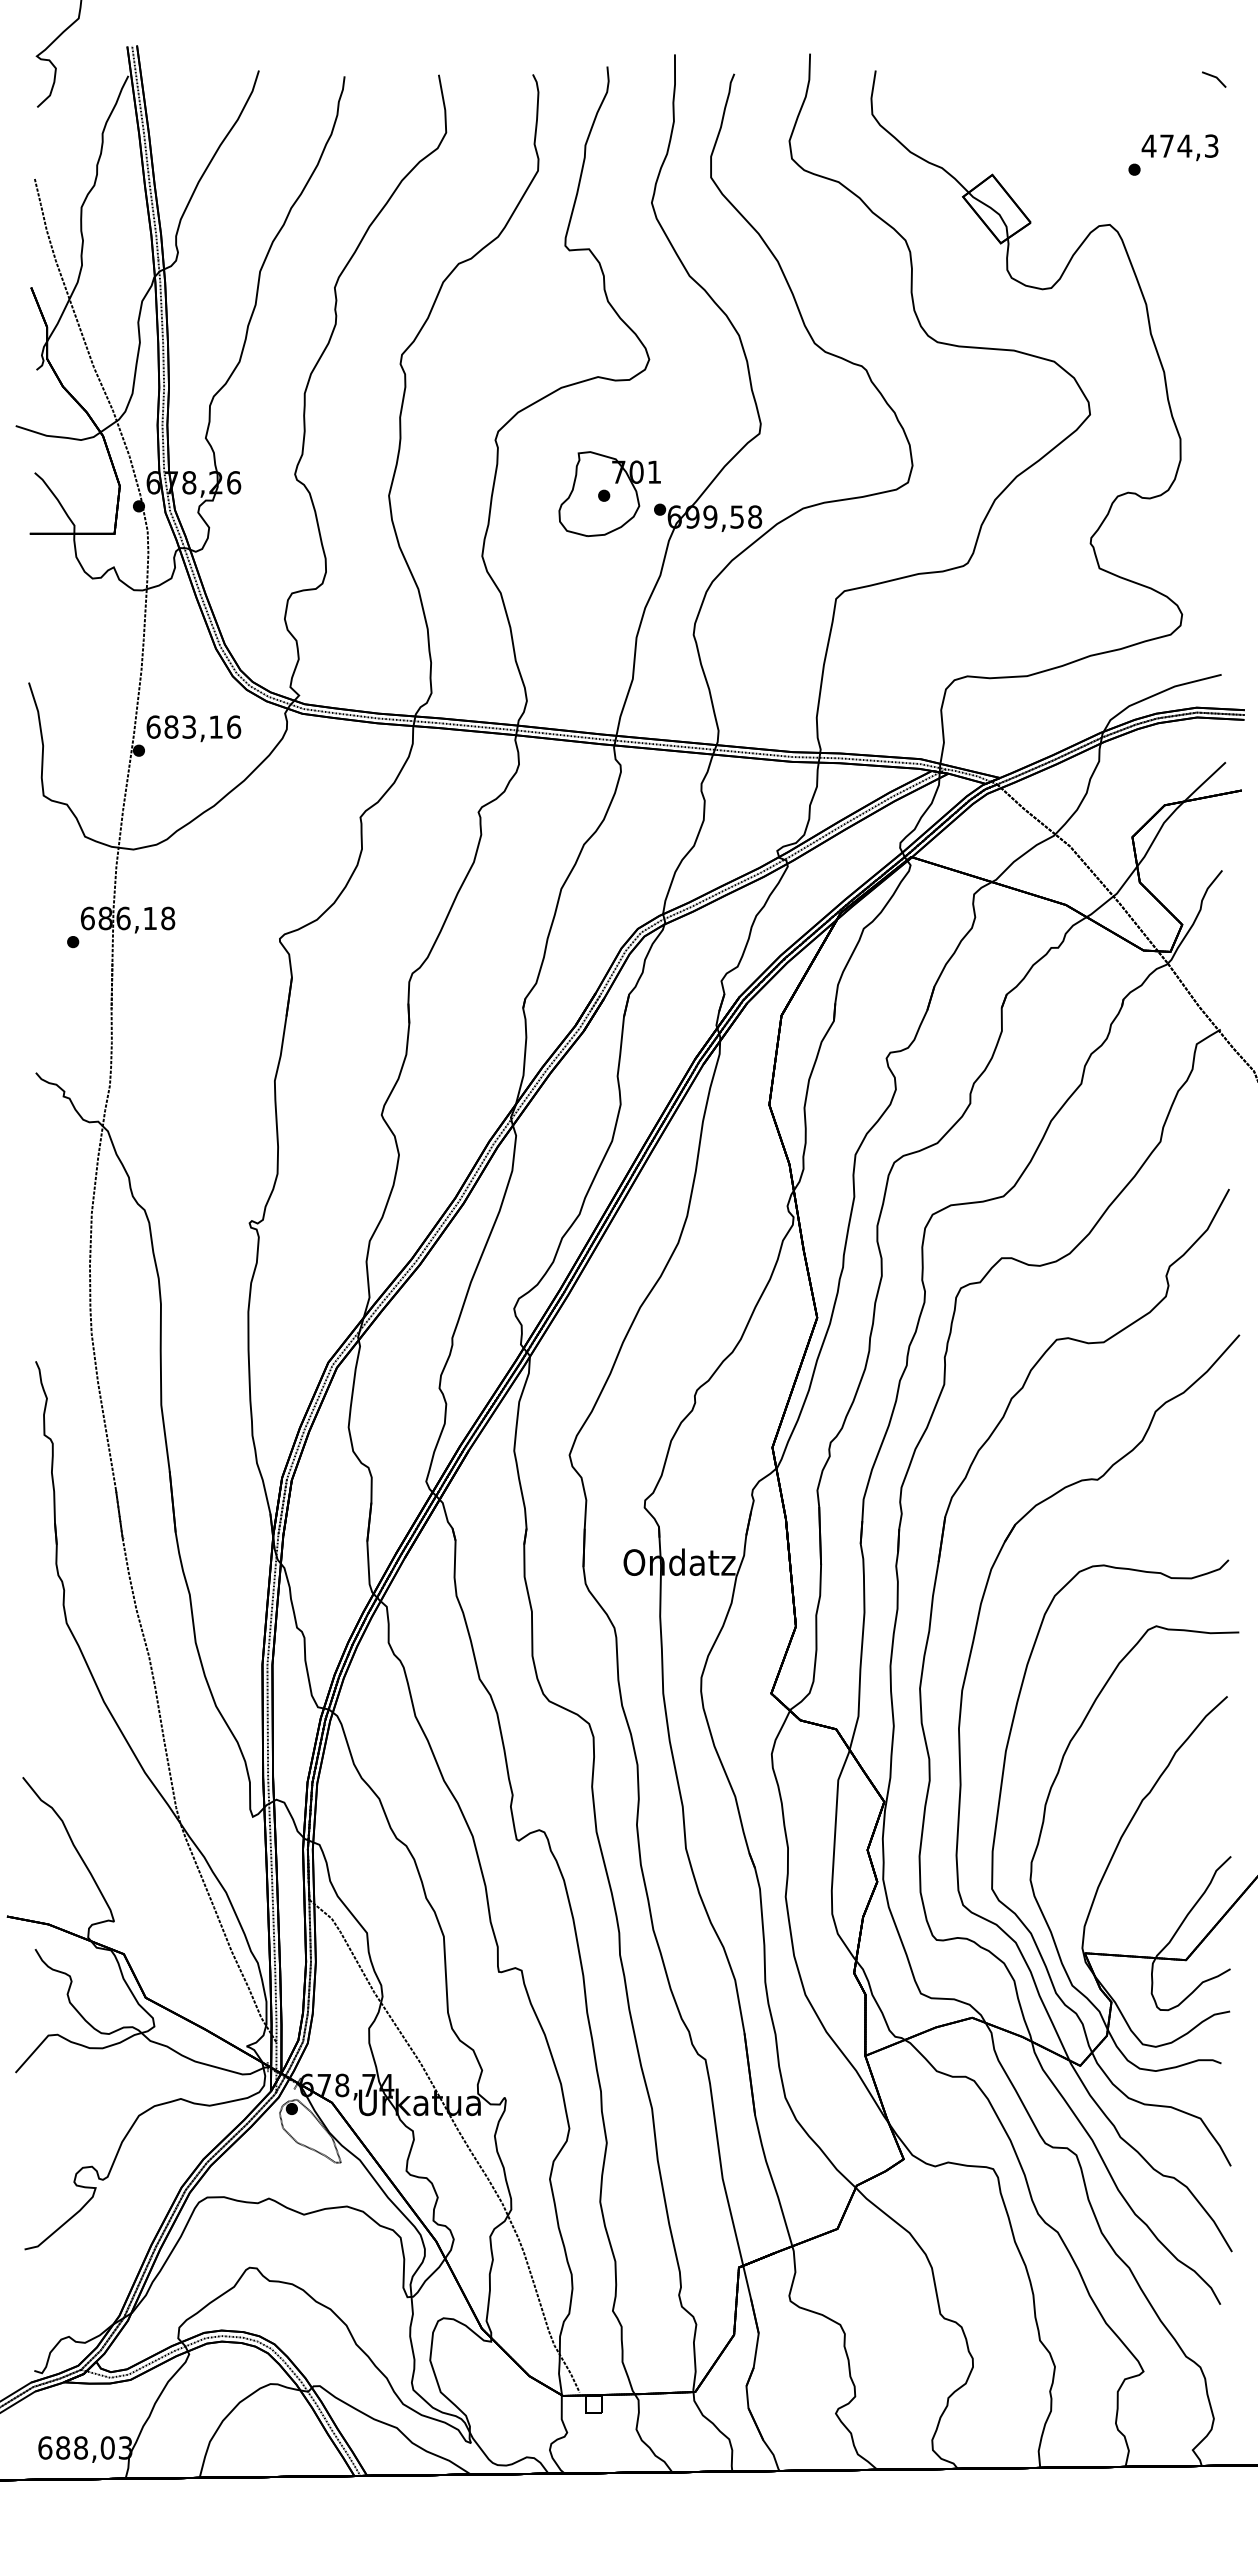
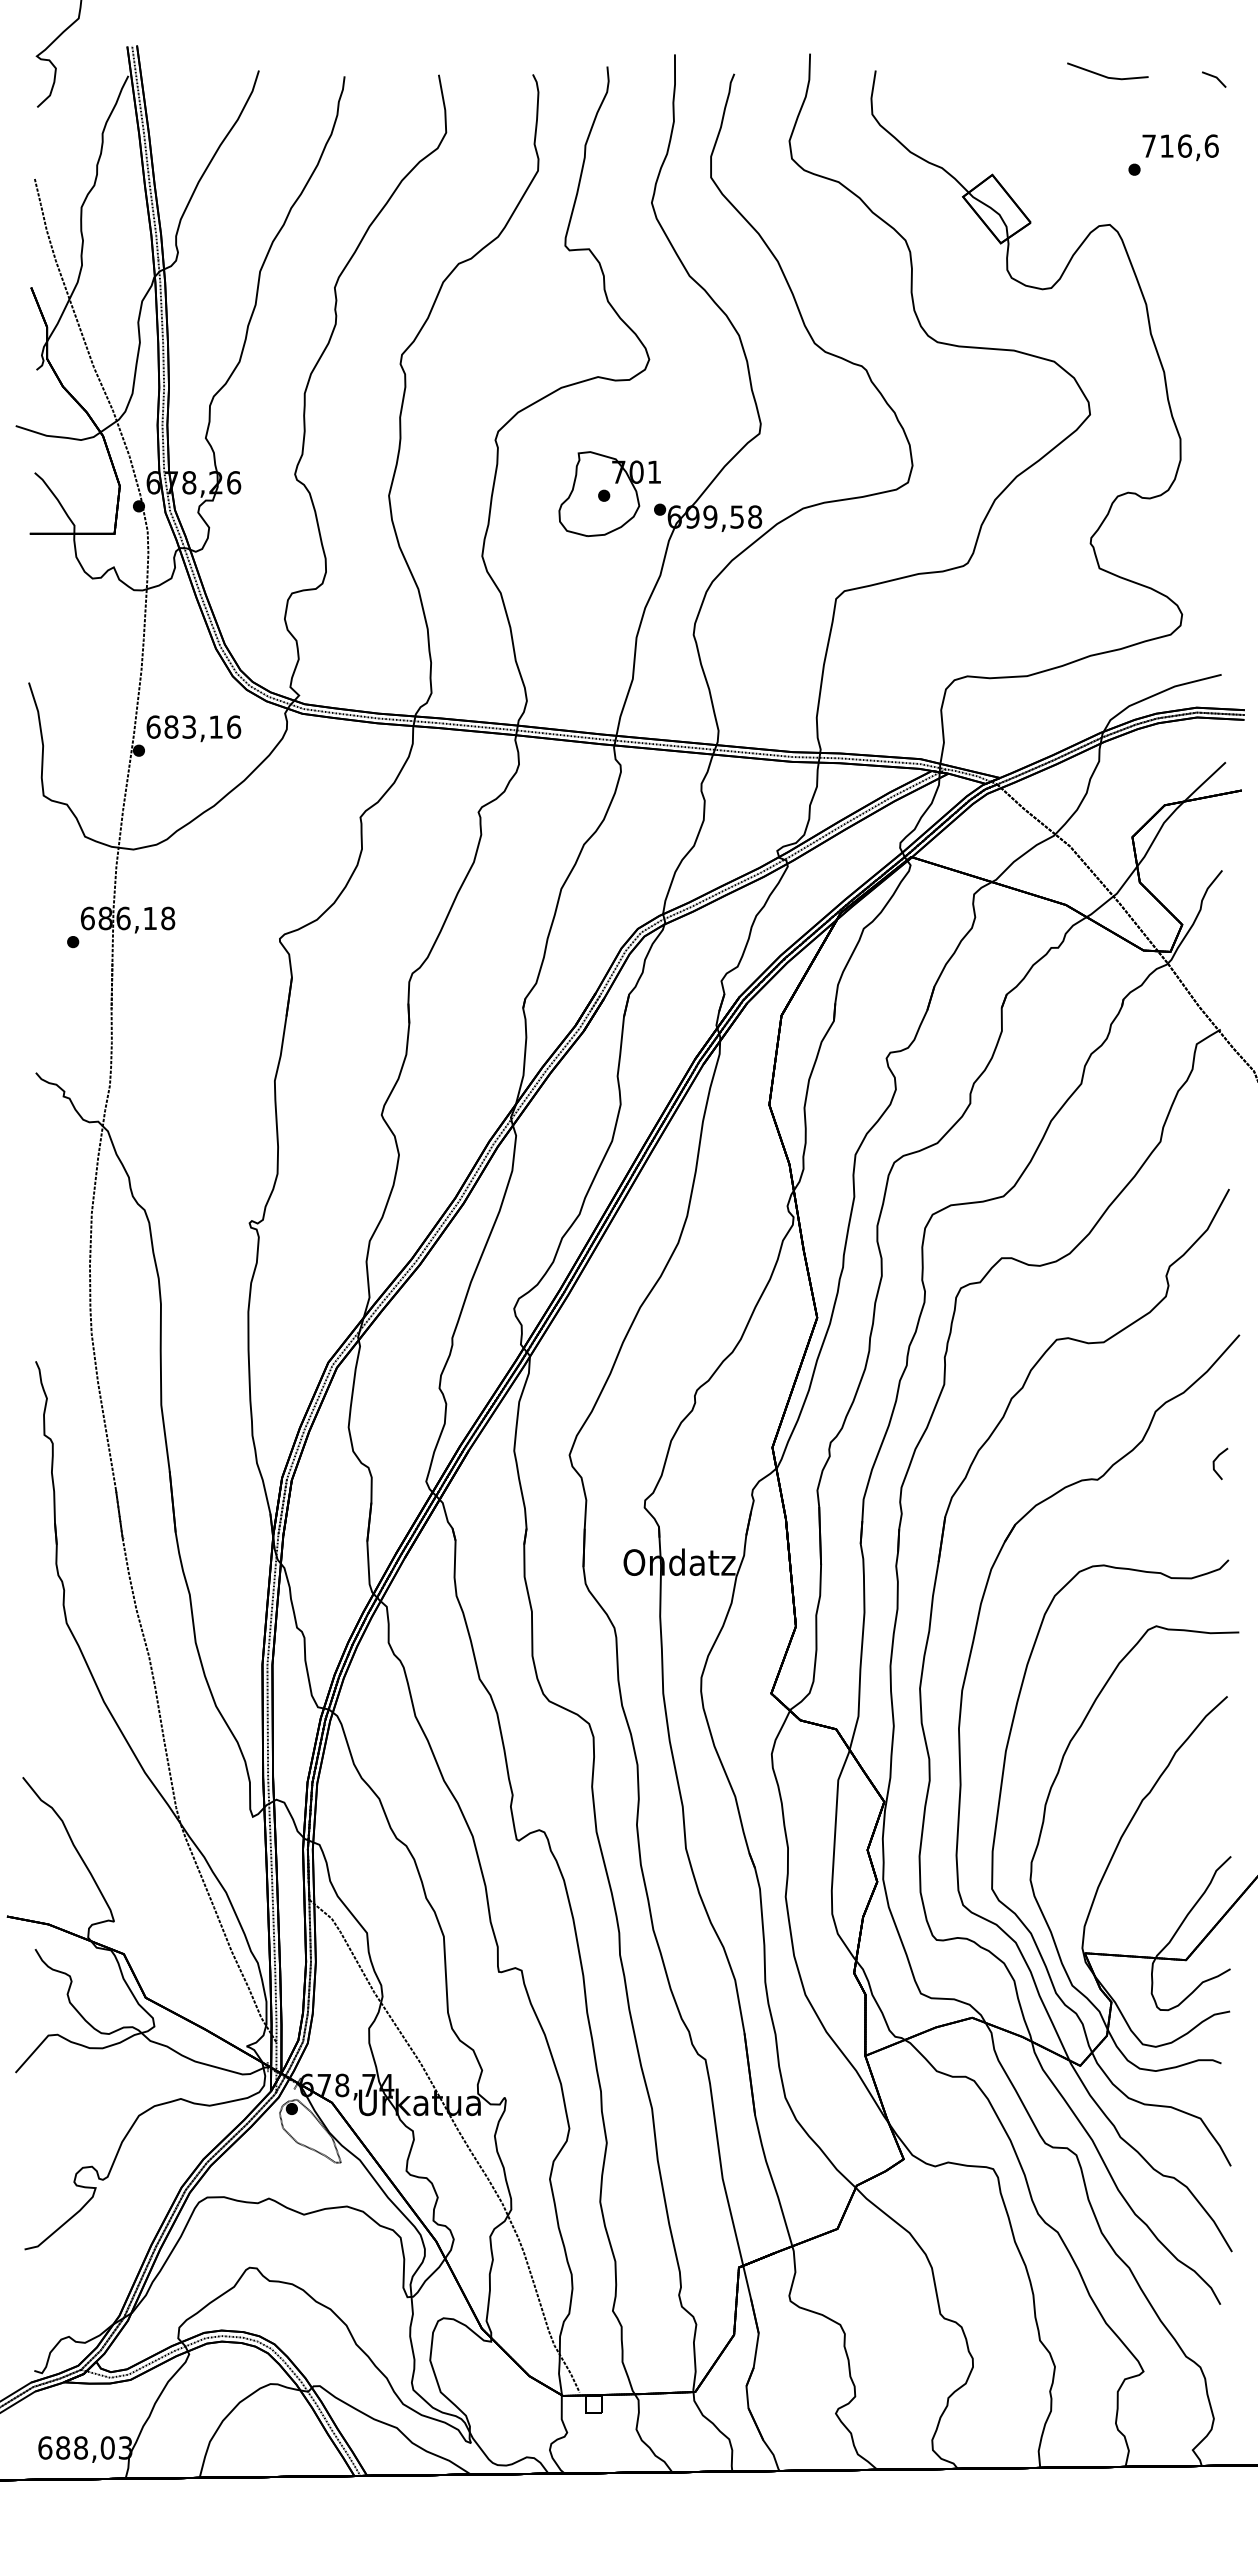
line: none -> present (1105, 75)
text: 474,3 -> 716,6 (1179, 145)
line: none -> present (1216, 1459)
